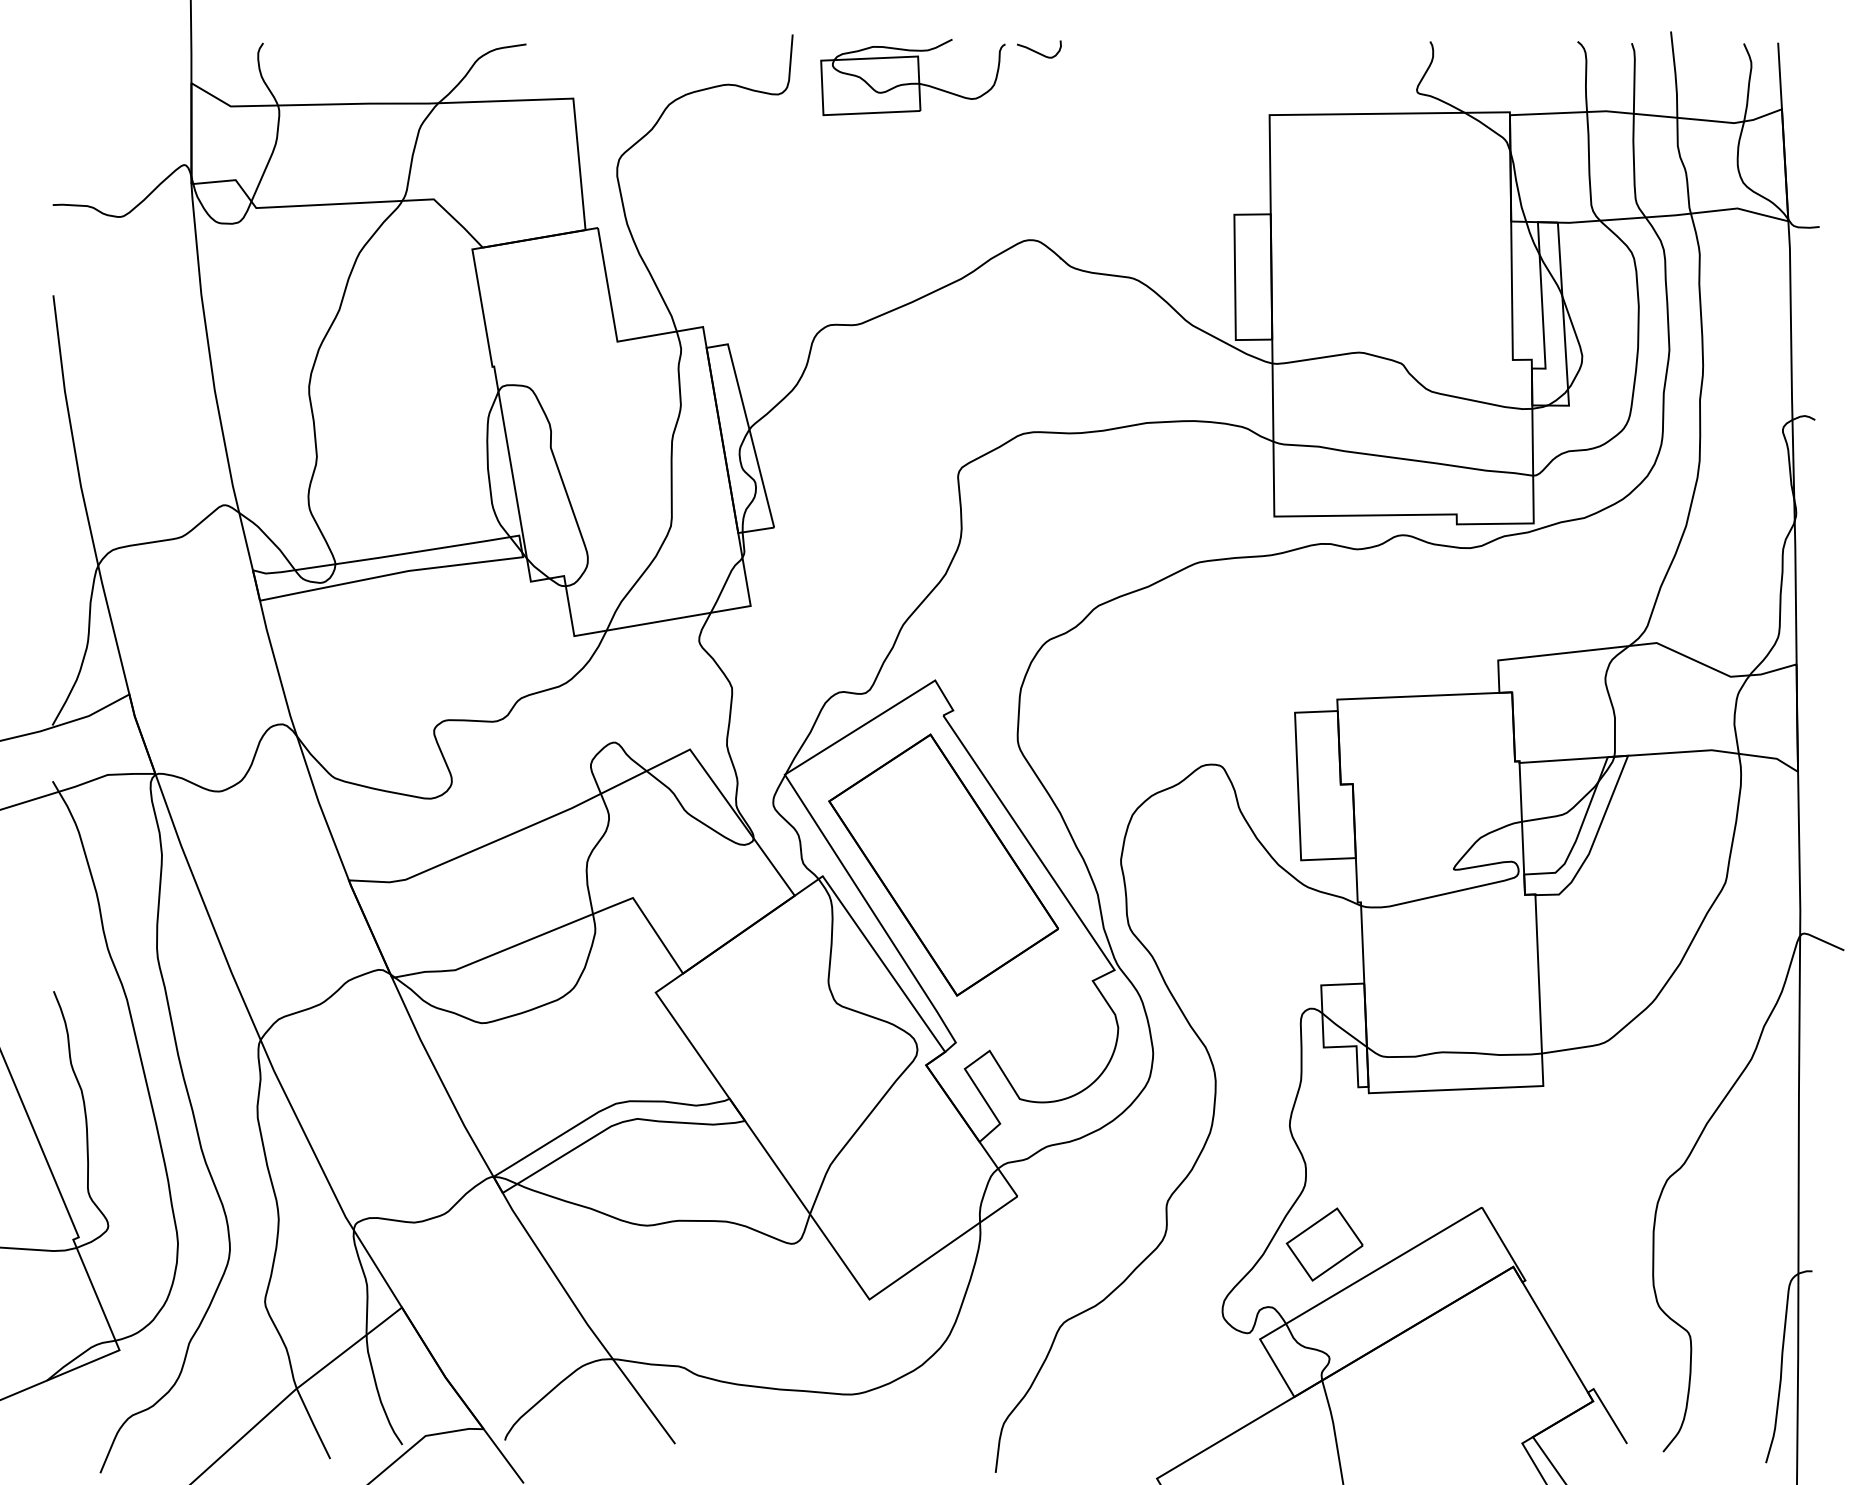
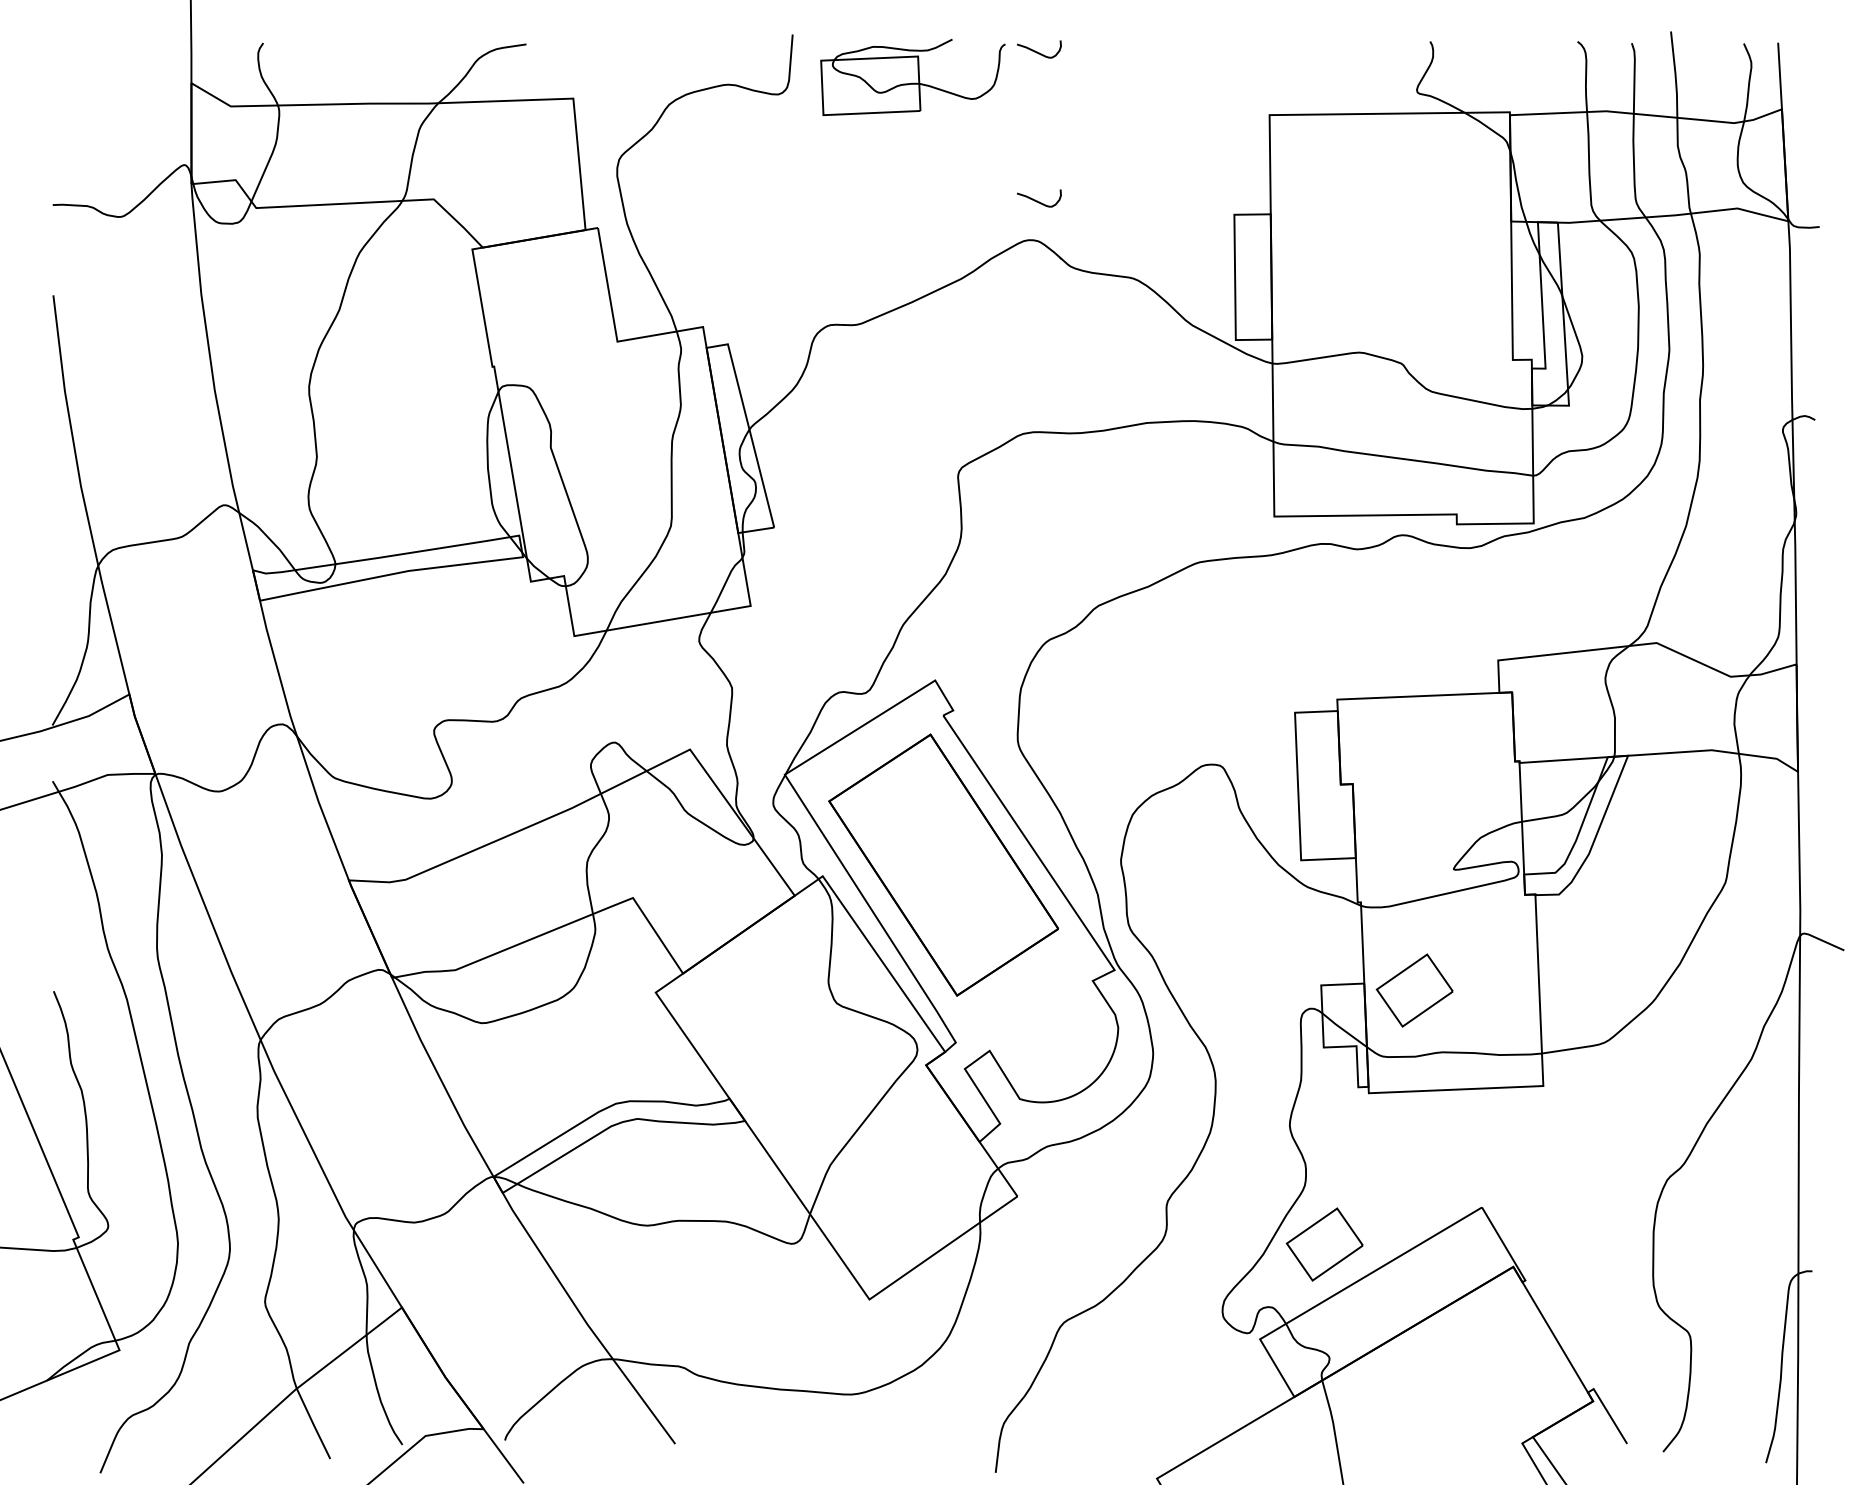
curve: none -> present (1037, 200)
part: none -> present (1414, 990)
